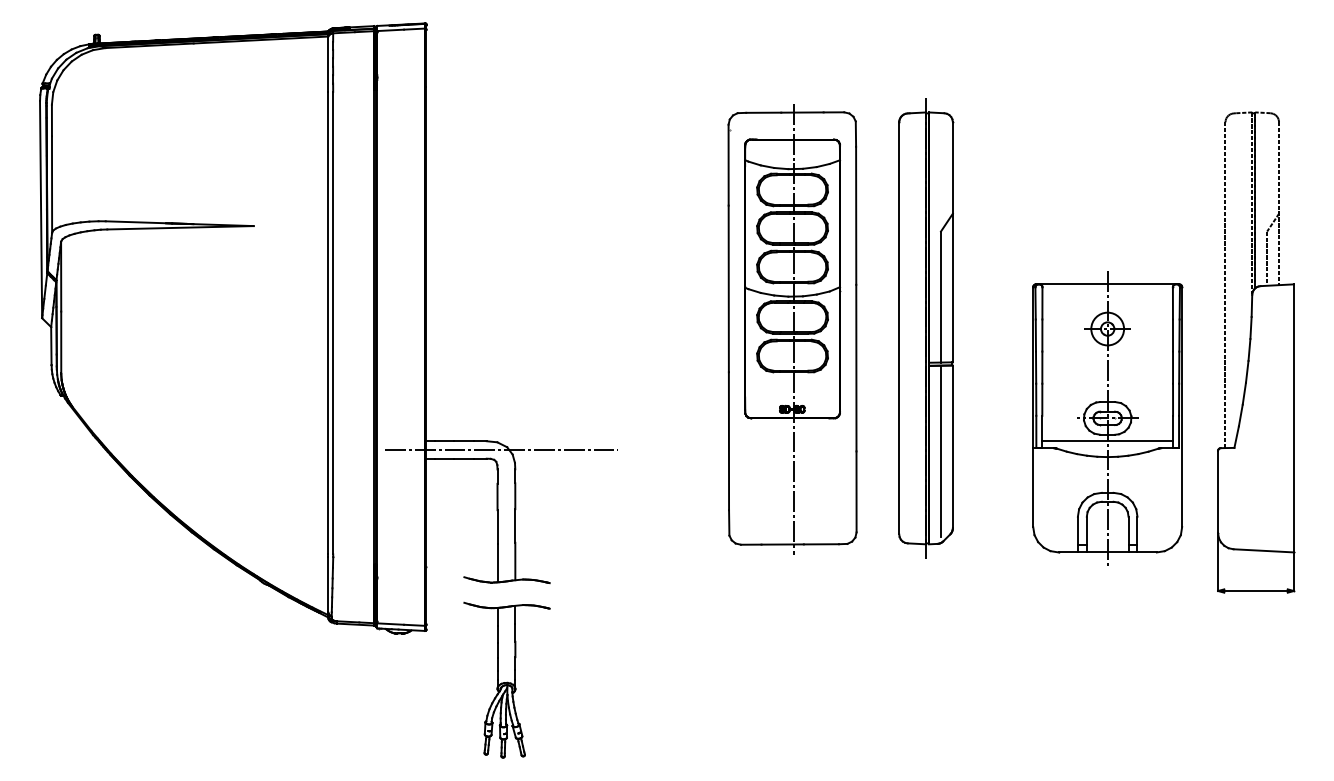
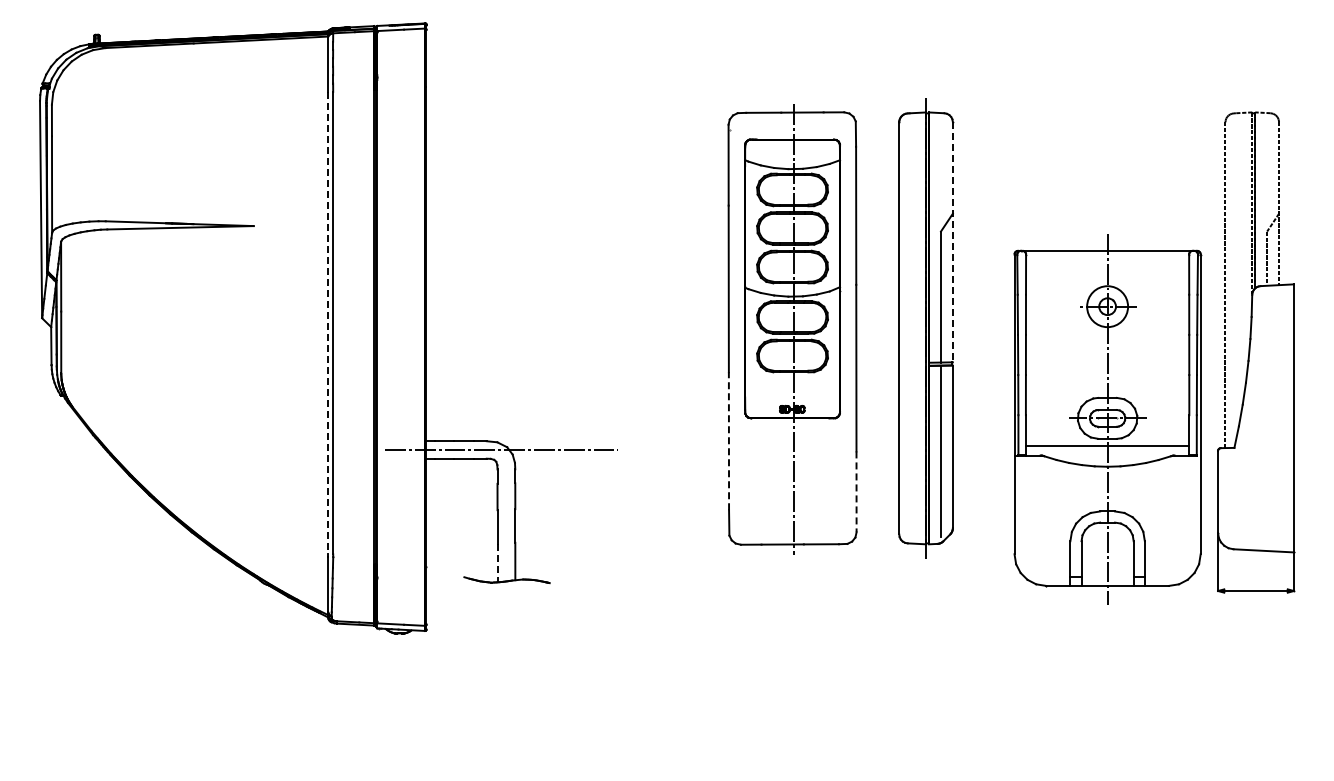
line: solid -> dashed (952, 242)
line: solid -> dashed (328, 323)
part size: 152x295 px -> 190x371 px (1107, 419)
line: solid -> dashed (728, 440)
line: solid -> dashed (856, 492)
line: solid -> dashed (497, 563)
part: present -> none (506, 679)
